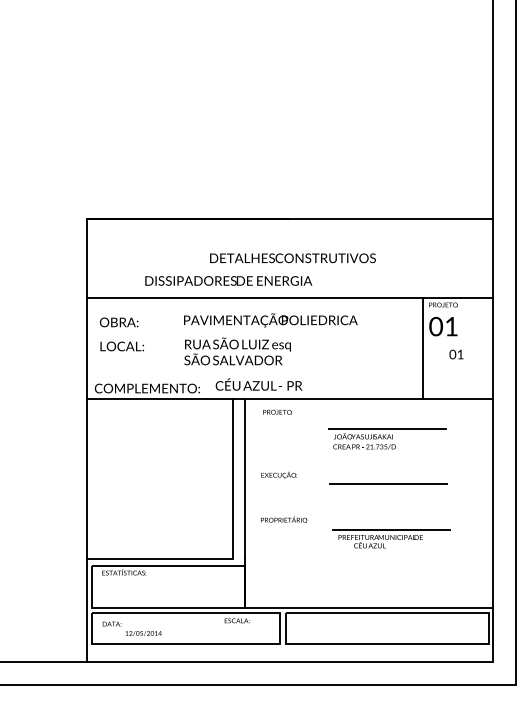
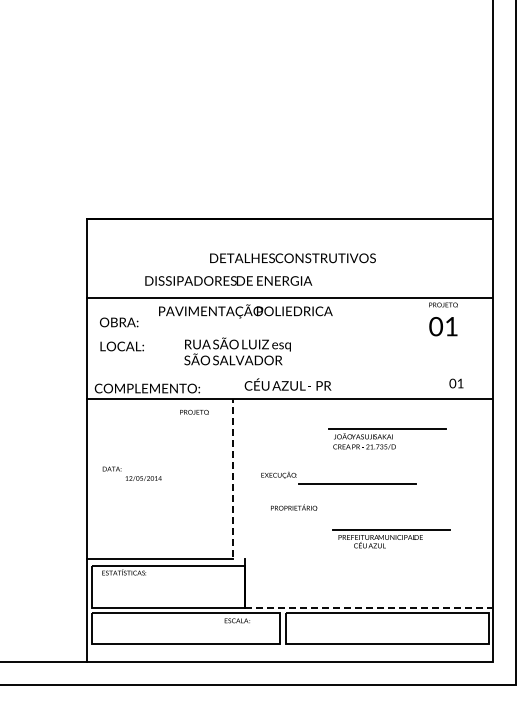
text position: (270, 320) -> (245, 311) (245, 311)
line: present -> none (423, 348)
text position: (456, 354) -> (456, 383) (456, 383)
text position: (258, 384) -> (287, 384) (287, 384)
text position: (277, 411) -> (194, 411) (194, 411)
line: solid -> dashed (233, 477)
line: present -> none (244, 479)
line position: (388, 483) -> (357, 483) (357, 483)
text position: (284, 519) -> (294, 507) (294, 507)
line: solid -> dashed (368, 608)
text position: (131, 628) -> (131, 473) (131, 473)
